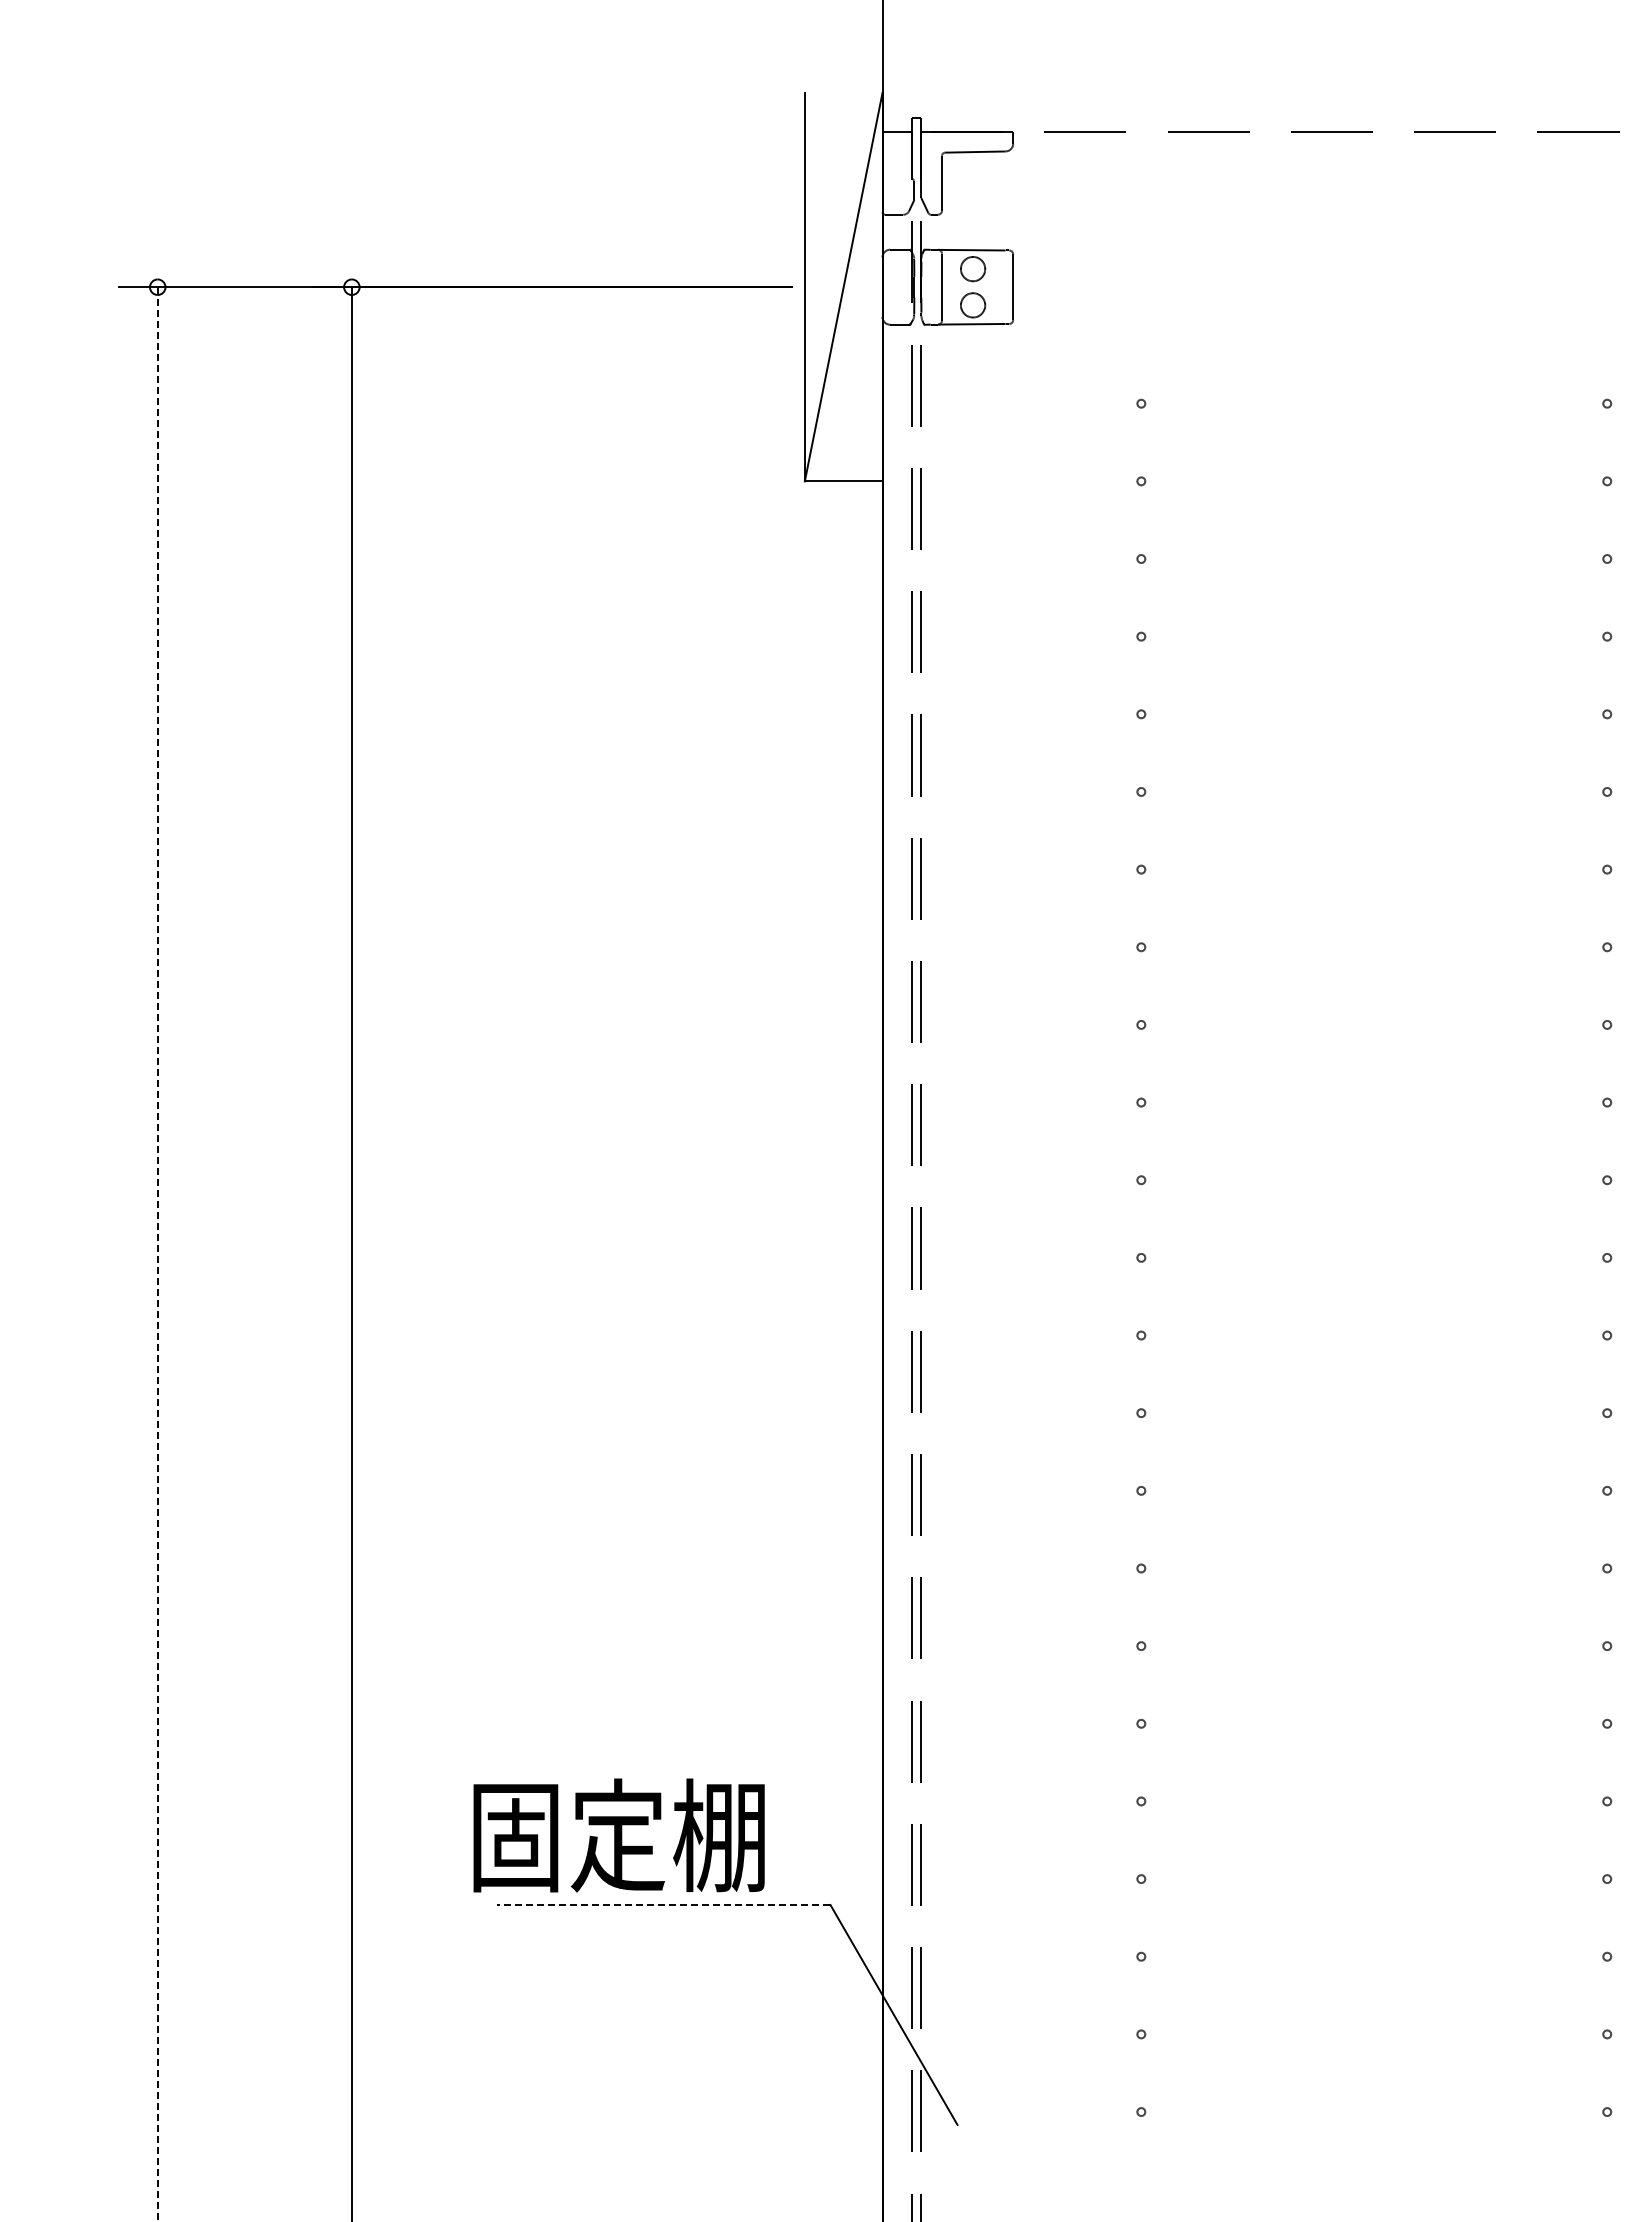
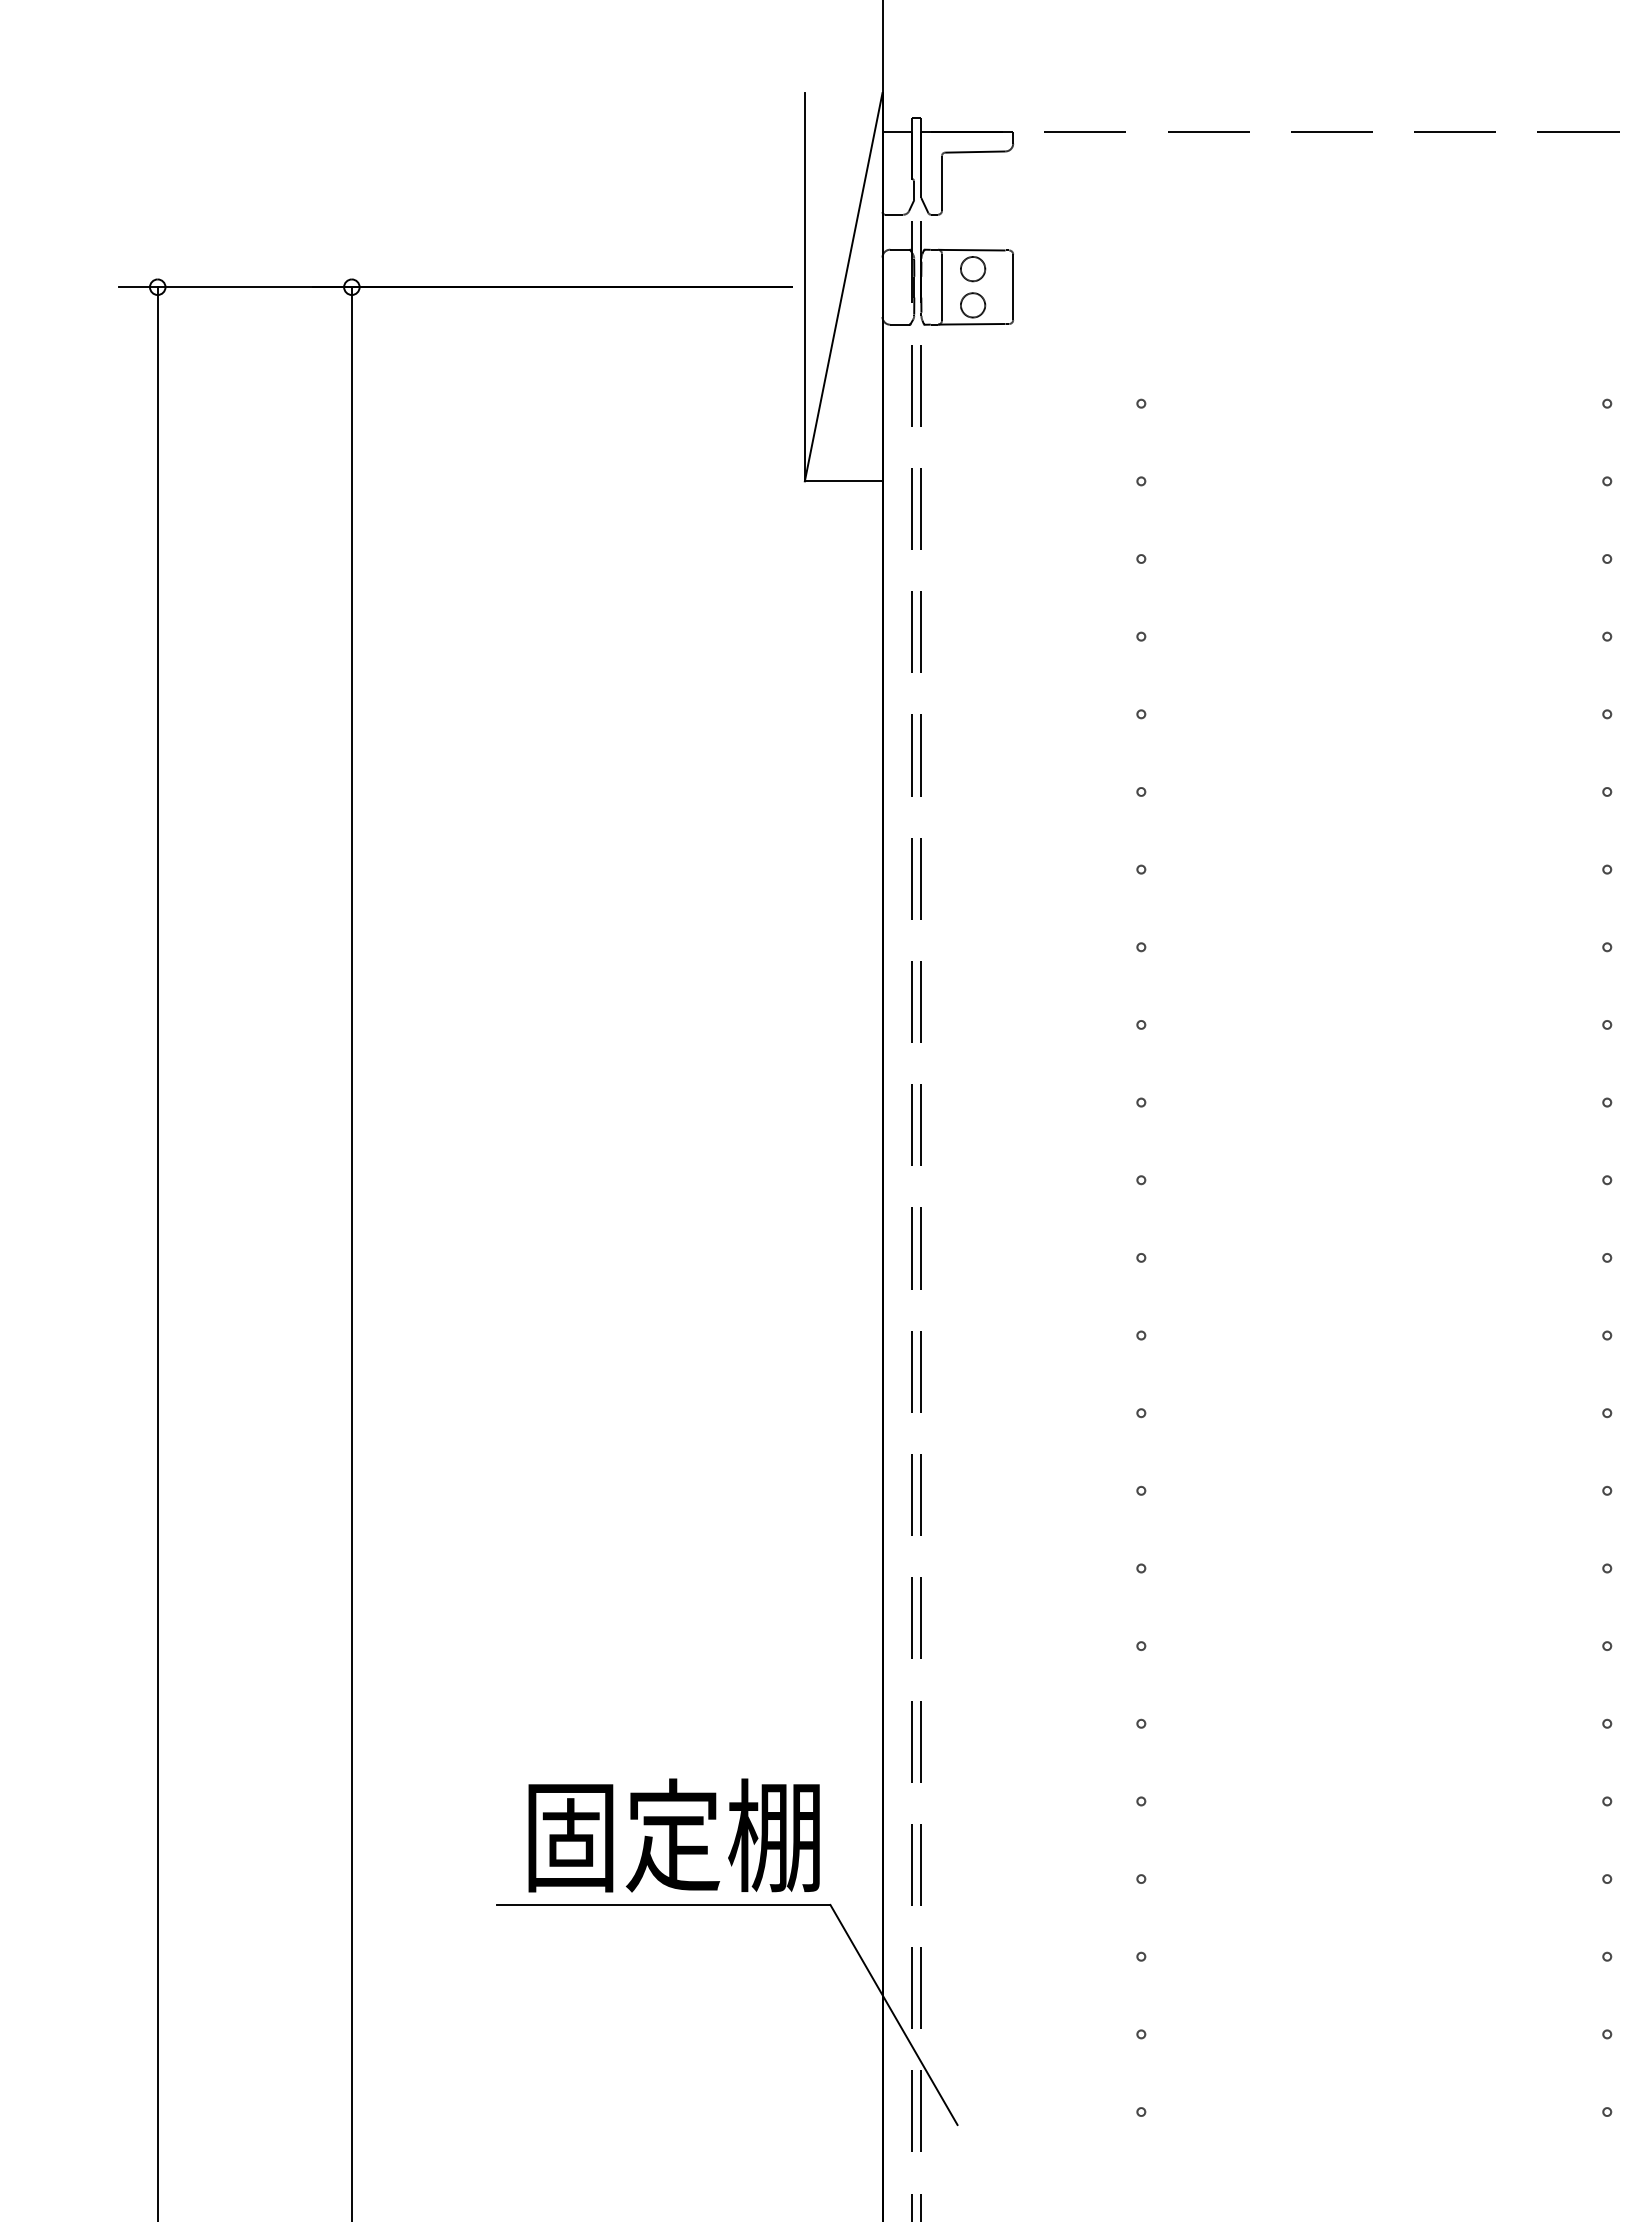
line: dashed -> solid (157, 1254)
text position: (618, 1835) -> (673, 1835) (673, 1835)
line: dashed -> solid (663, 1904)
